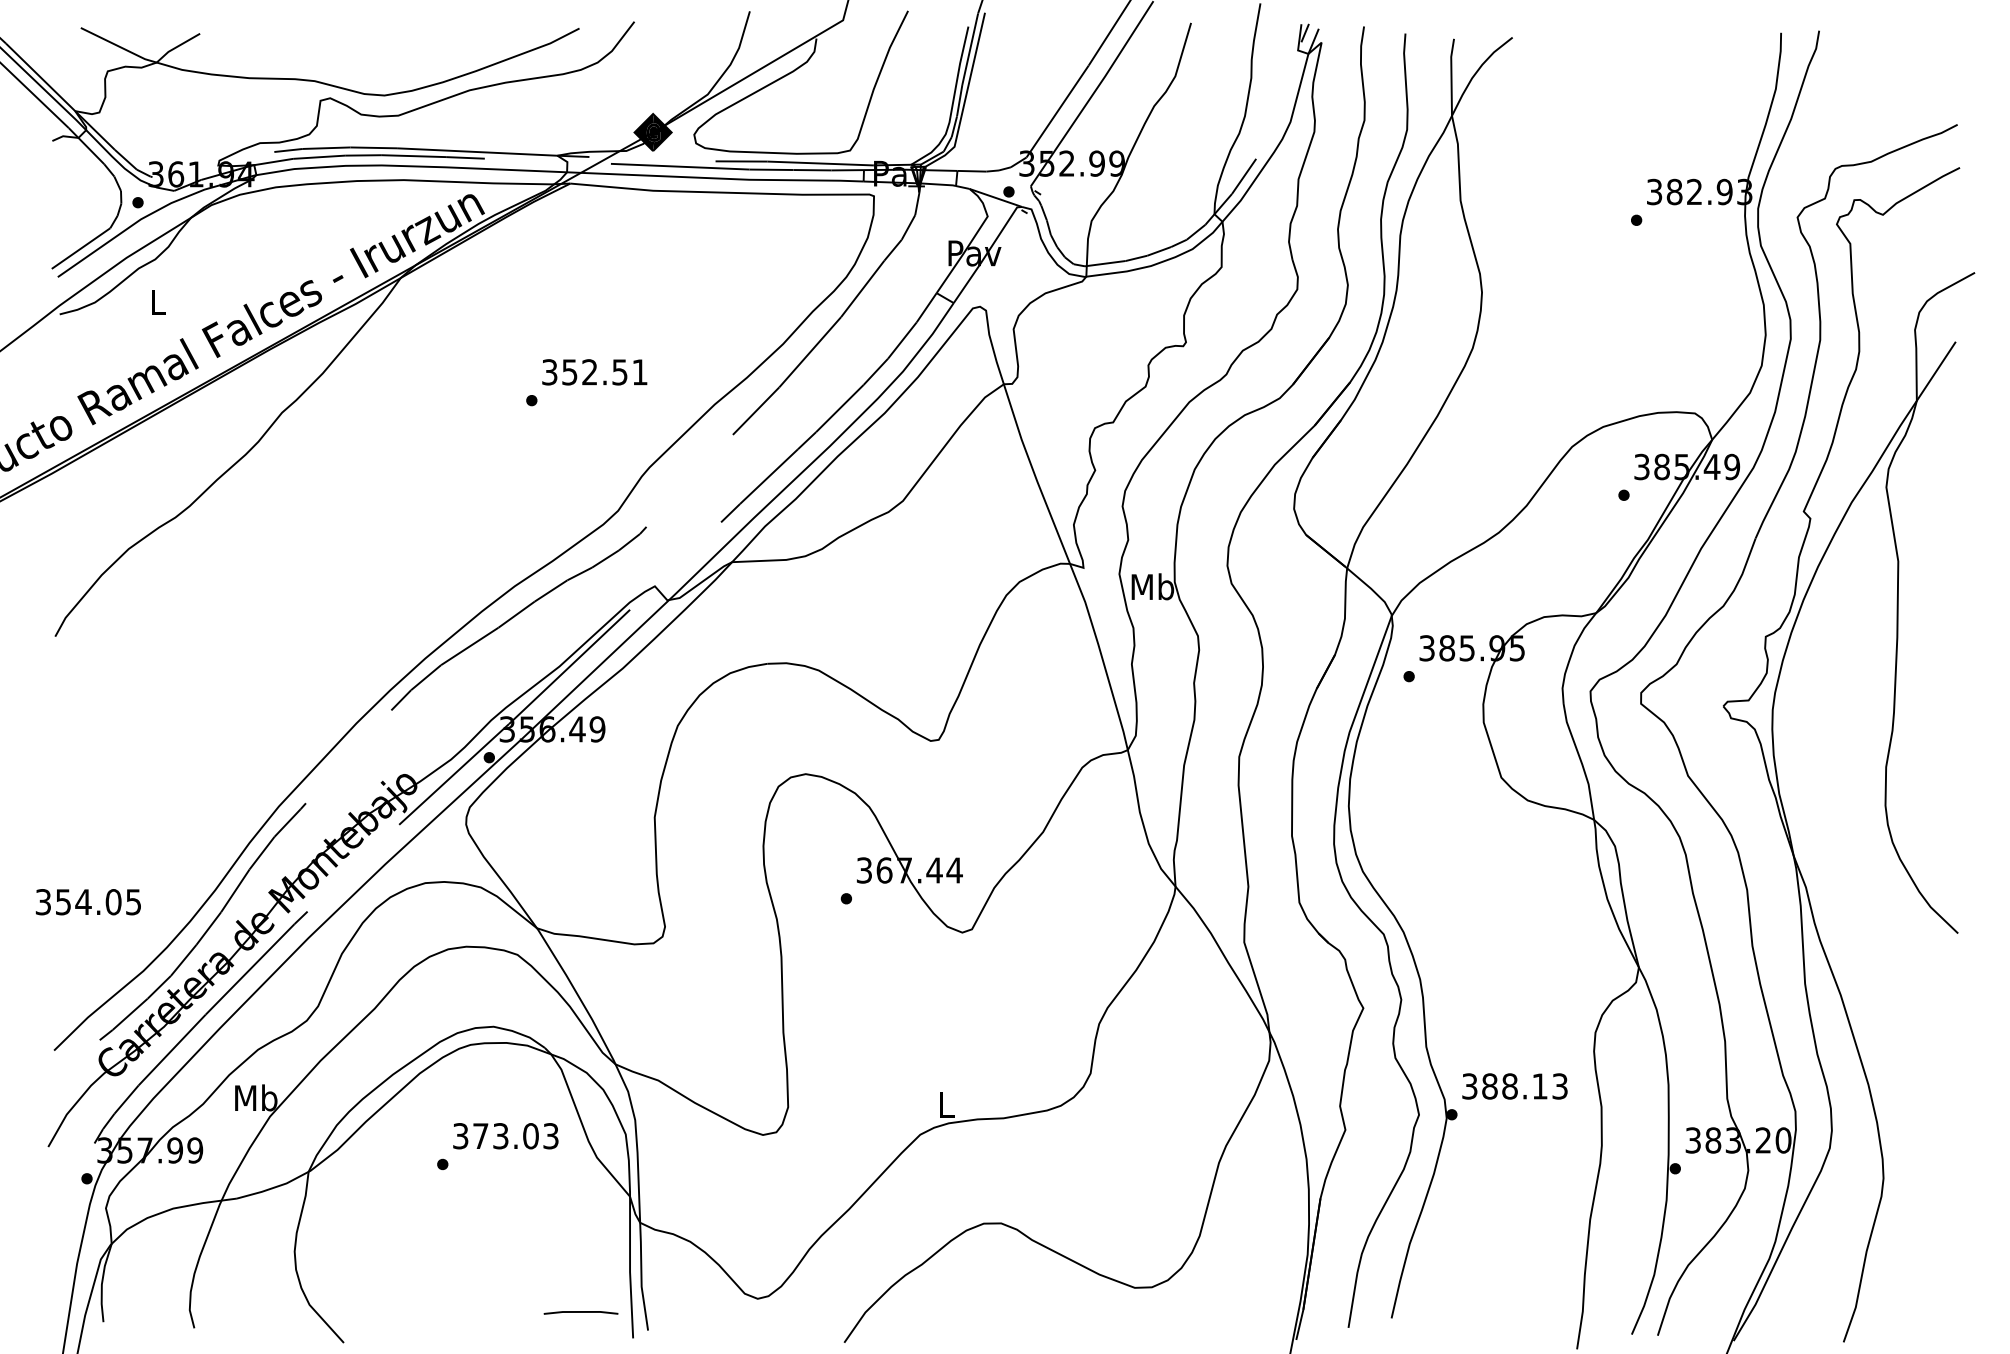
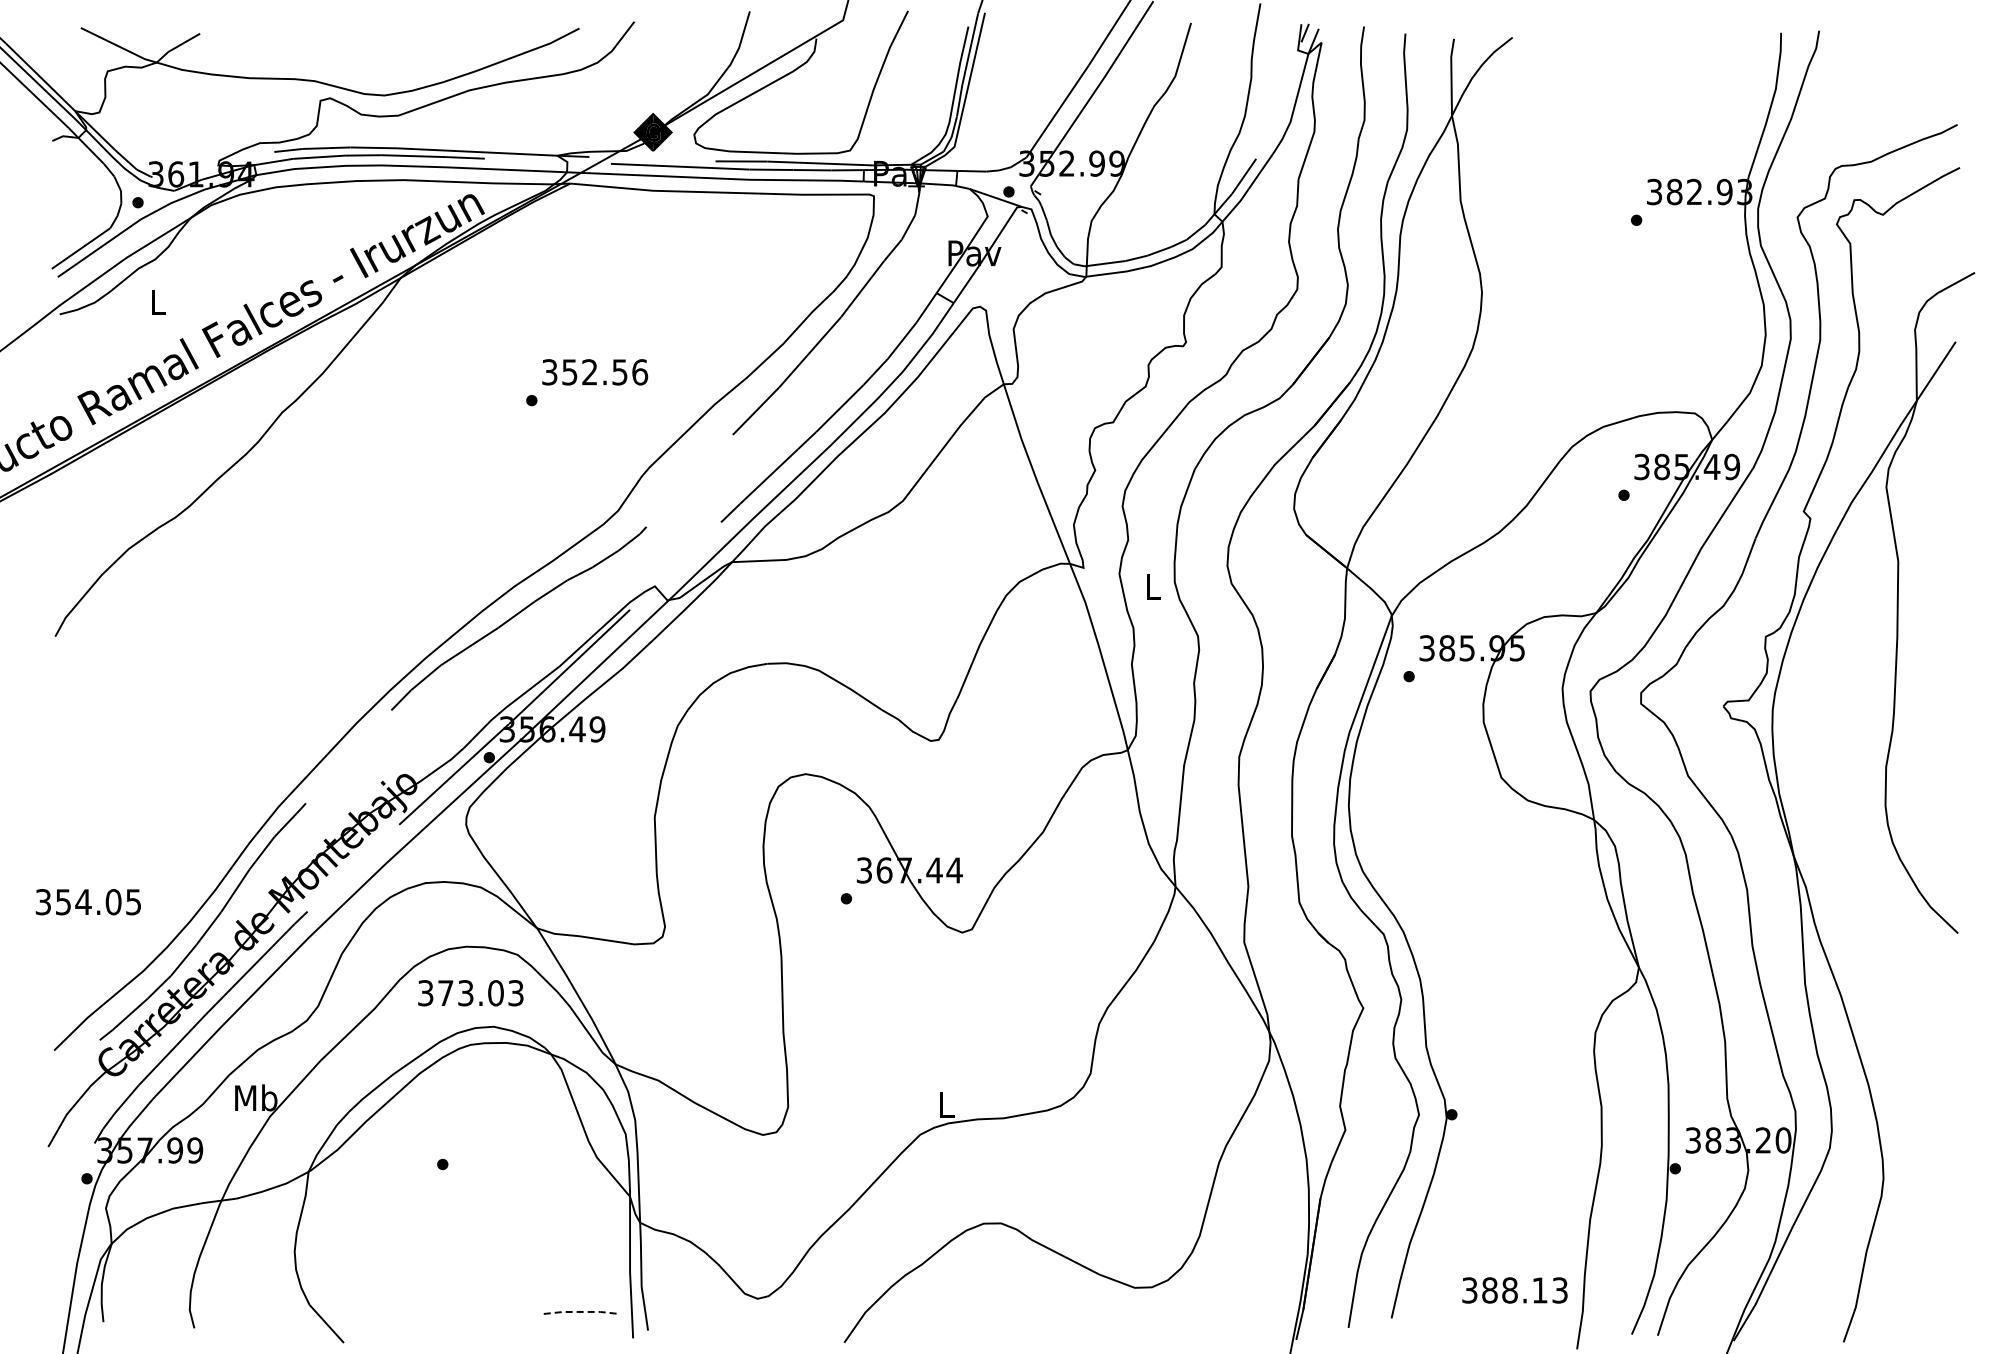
text: 352.51 -> 352.56 (640, 372)
text: Mb -> L (1152, 586)
text position: (1514, 1086) -> (1514, 1290) (1514, 1290)
text position: (505, 1136) -> (470, 993) (470, 993)
line: solid -> dashed (581, 1311)
